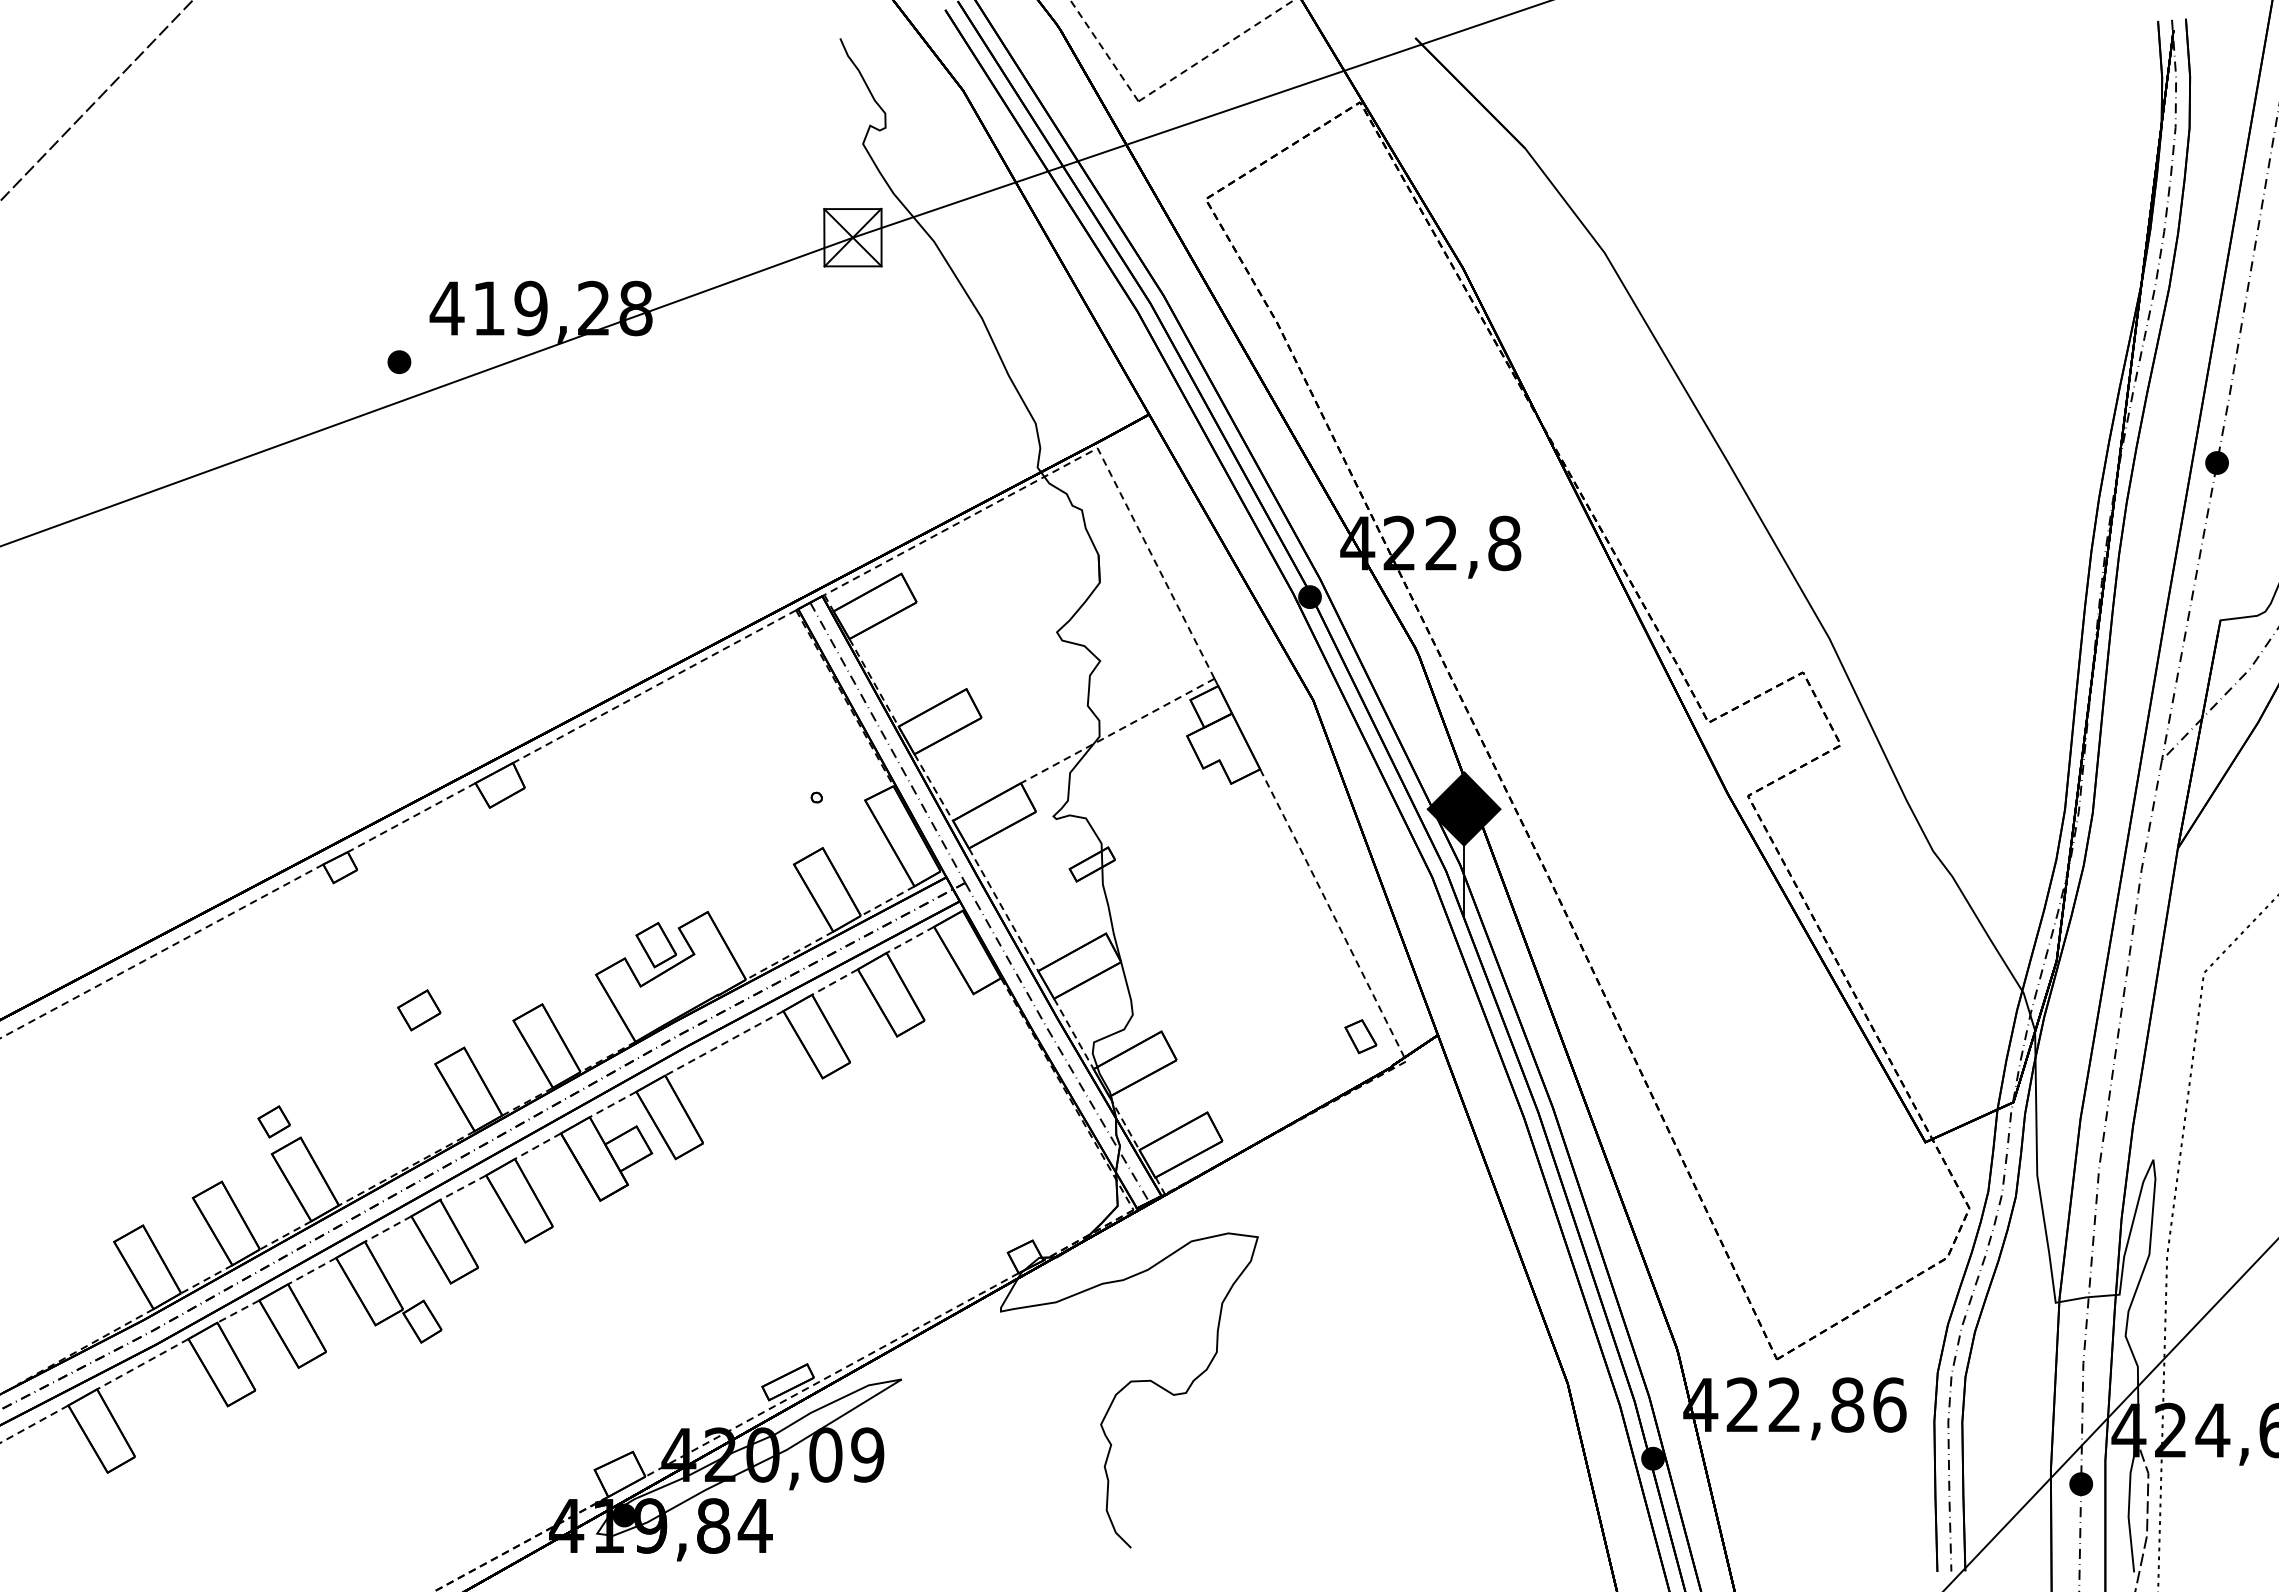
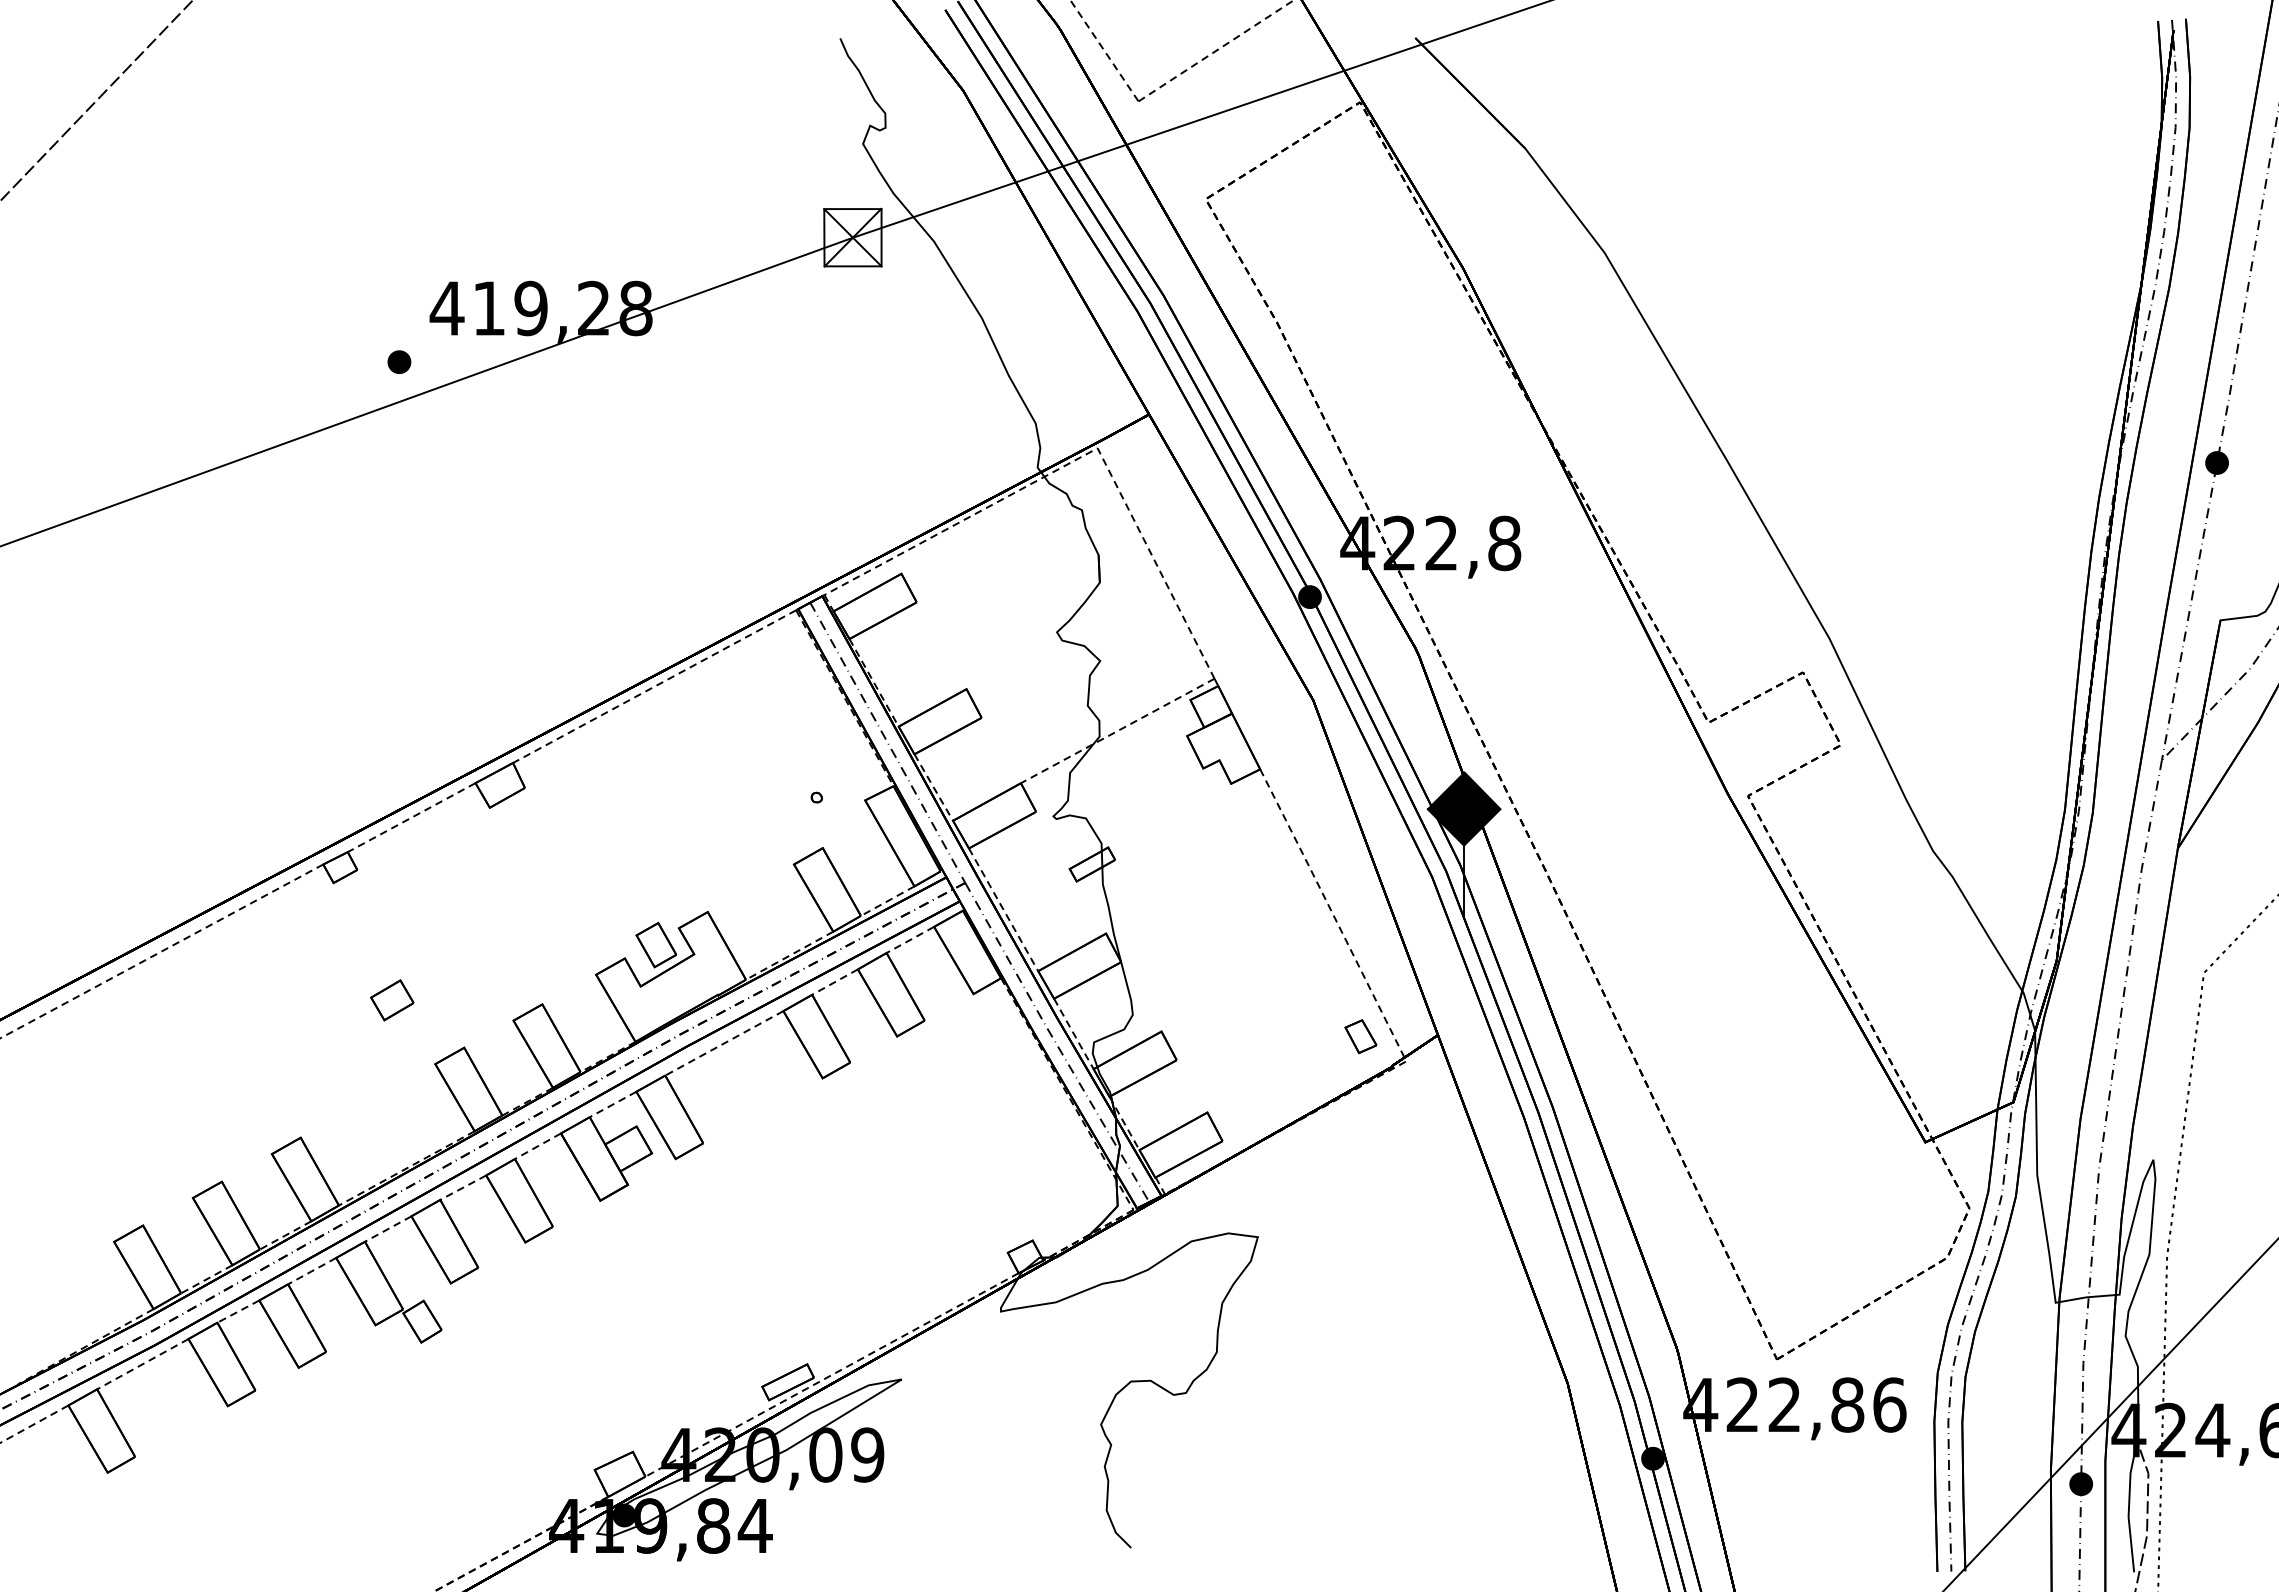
part position: (419, 1010) -> (392, 1000) (392, 1000)
part: present -> none (273, 1121)
